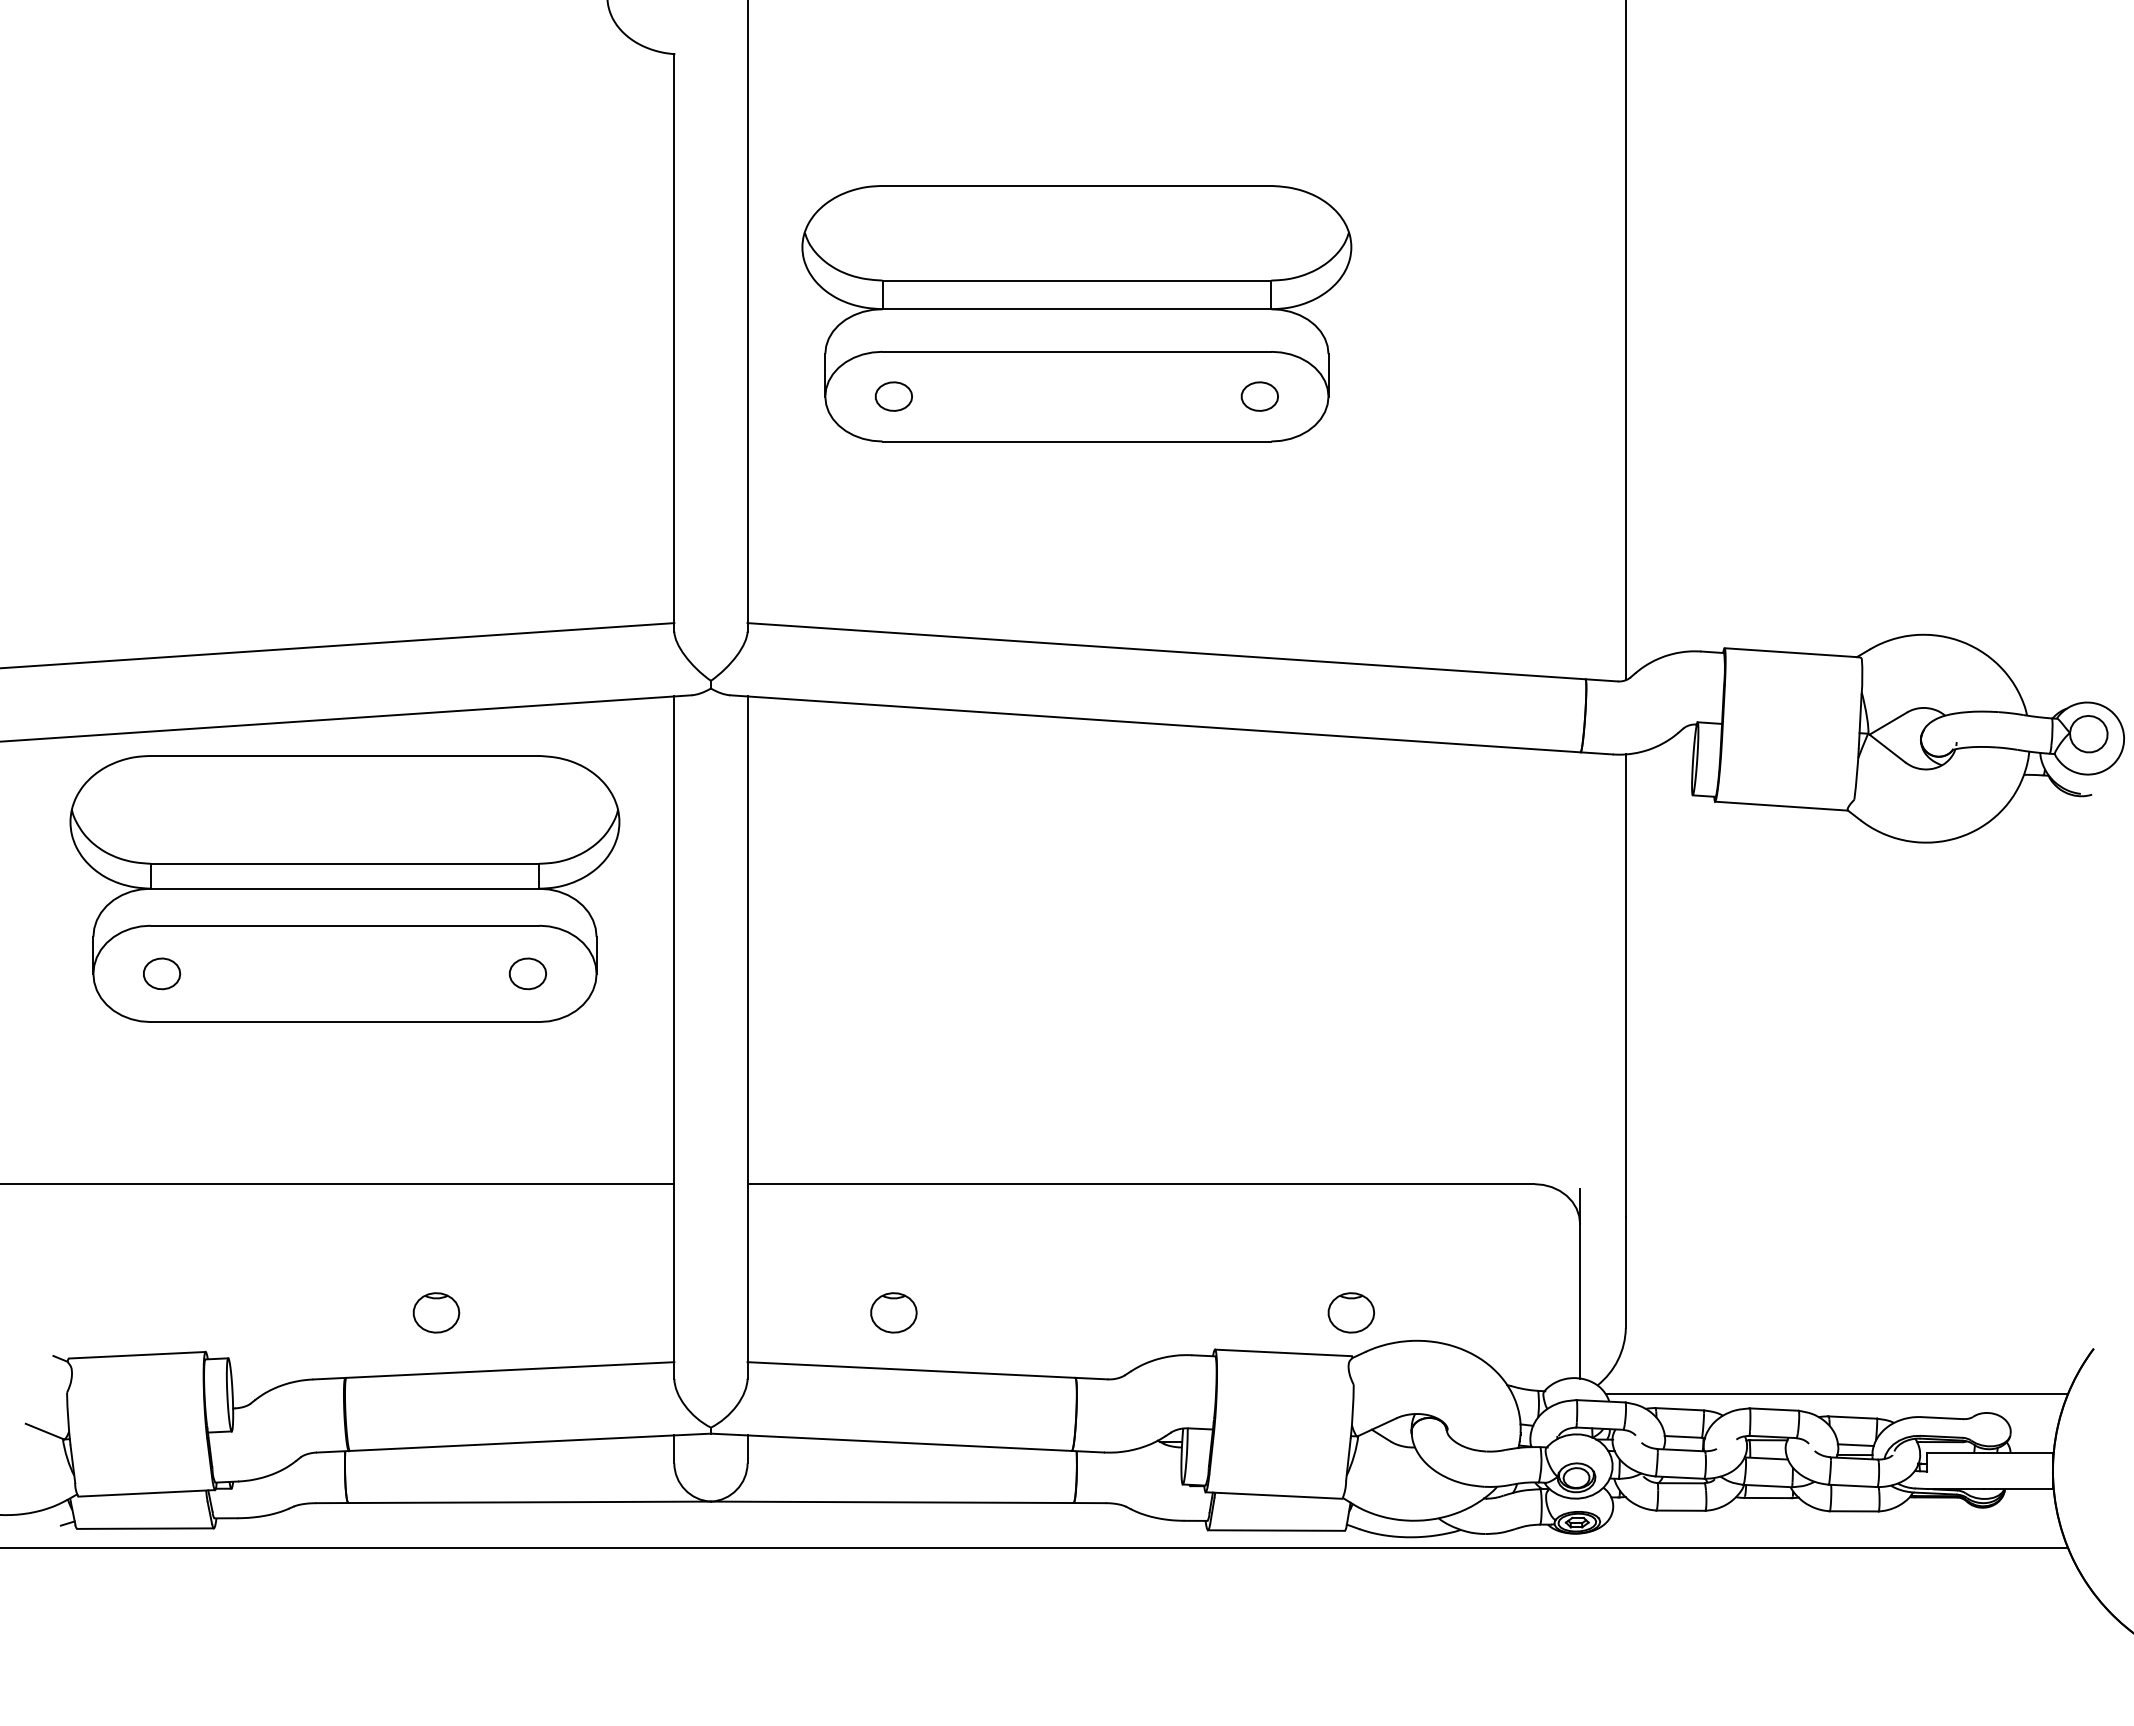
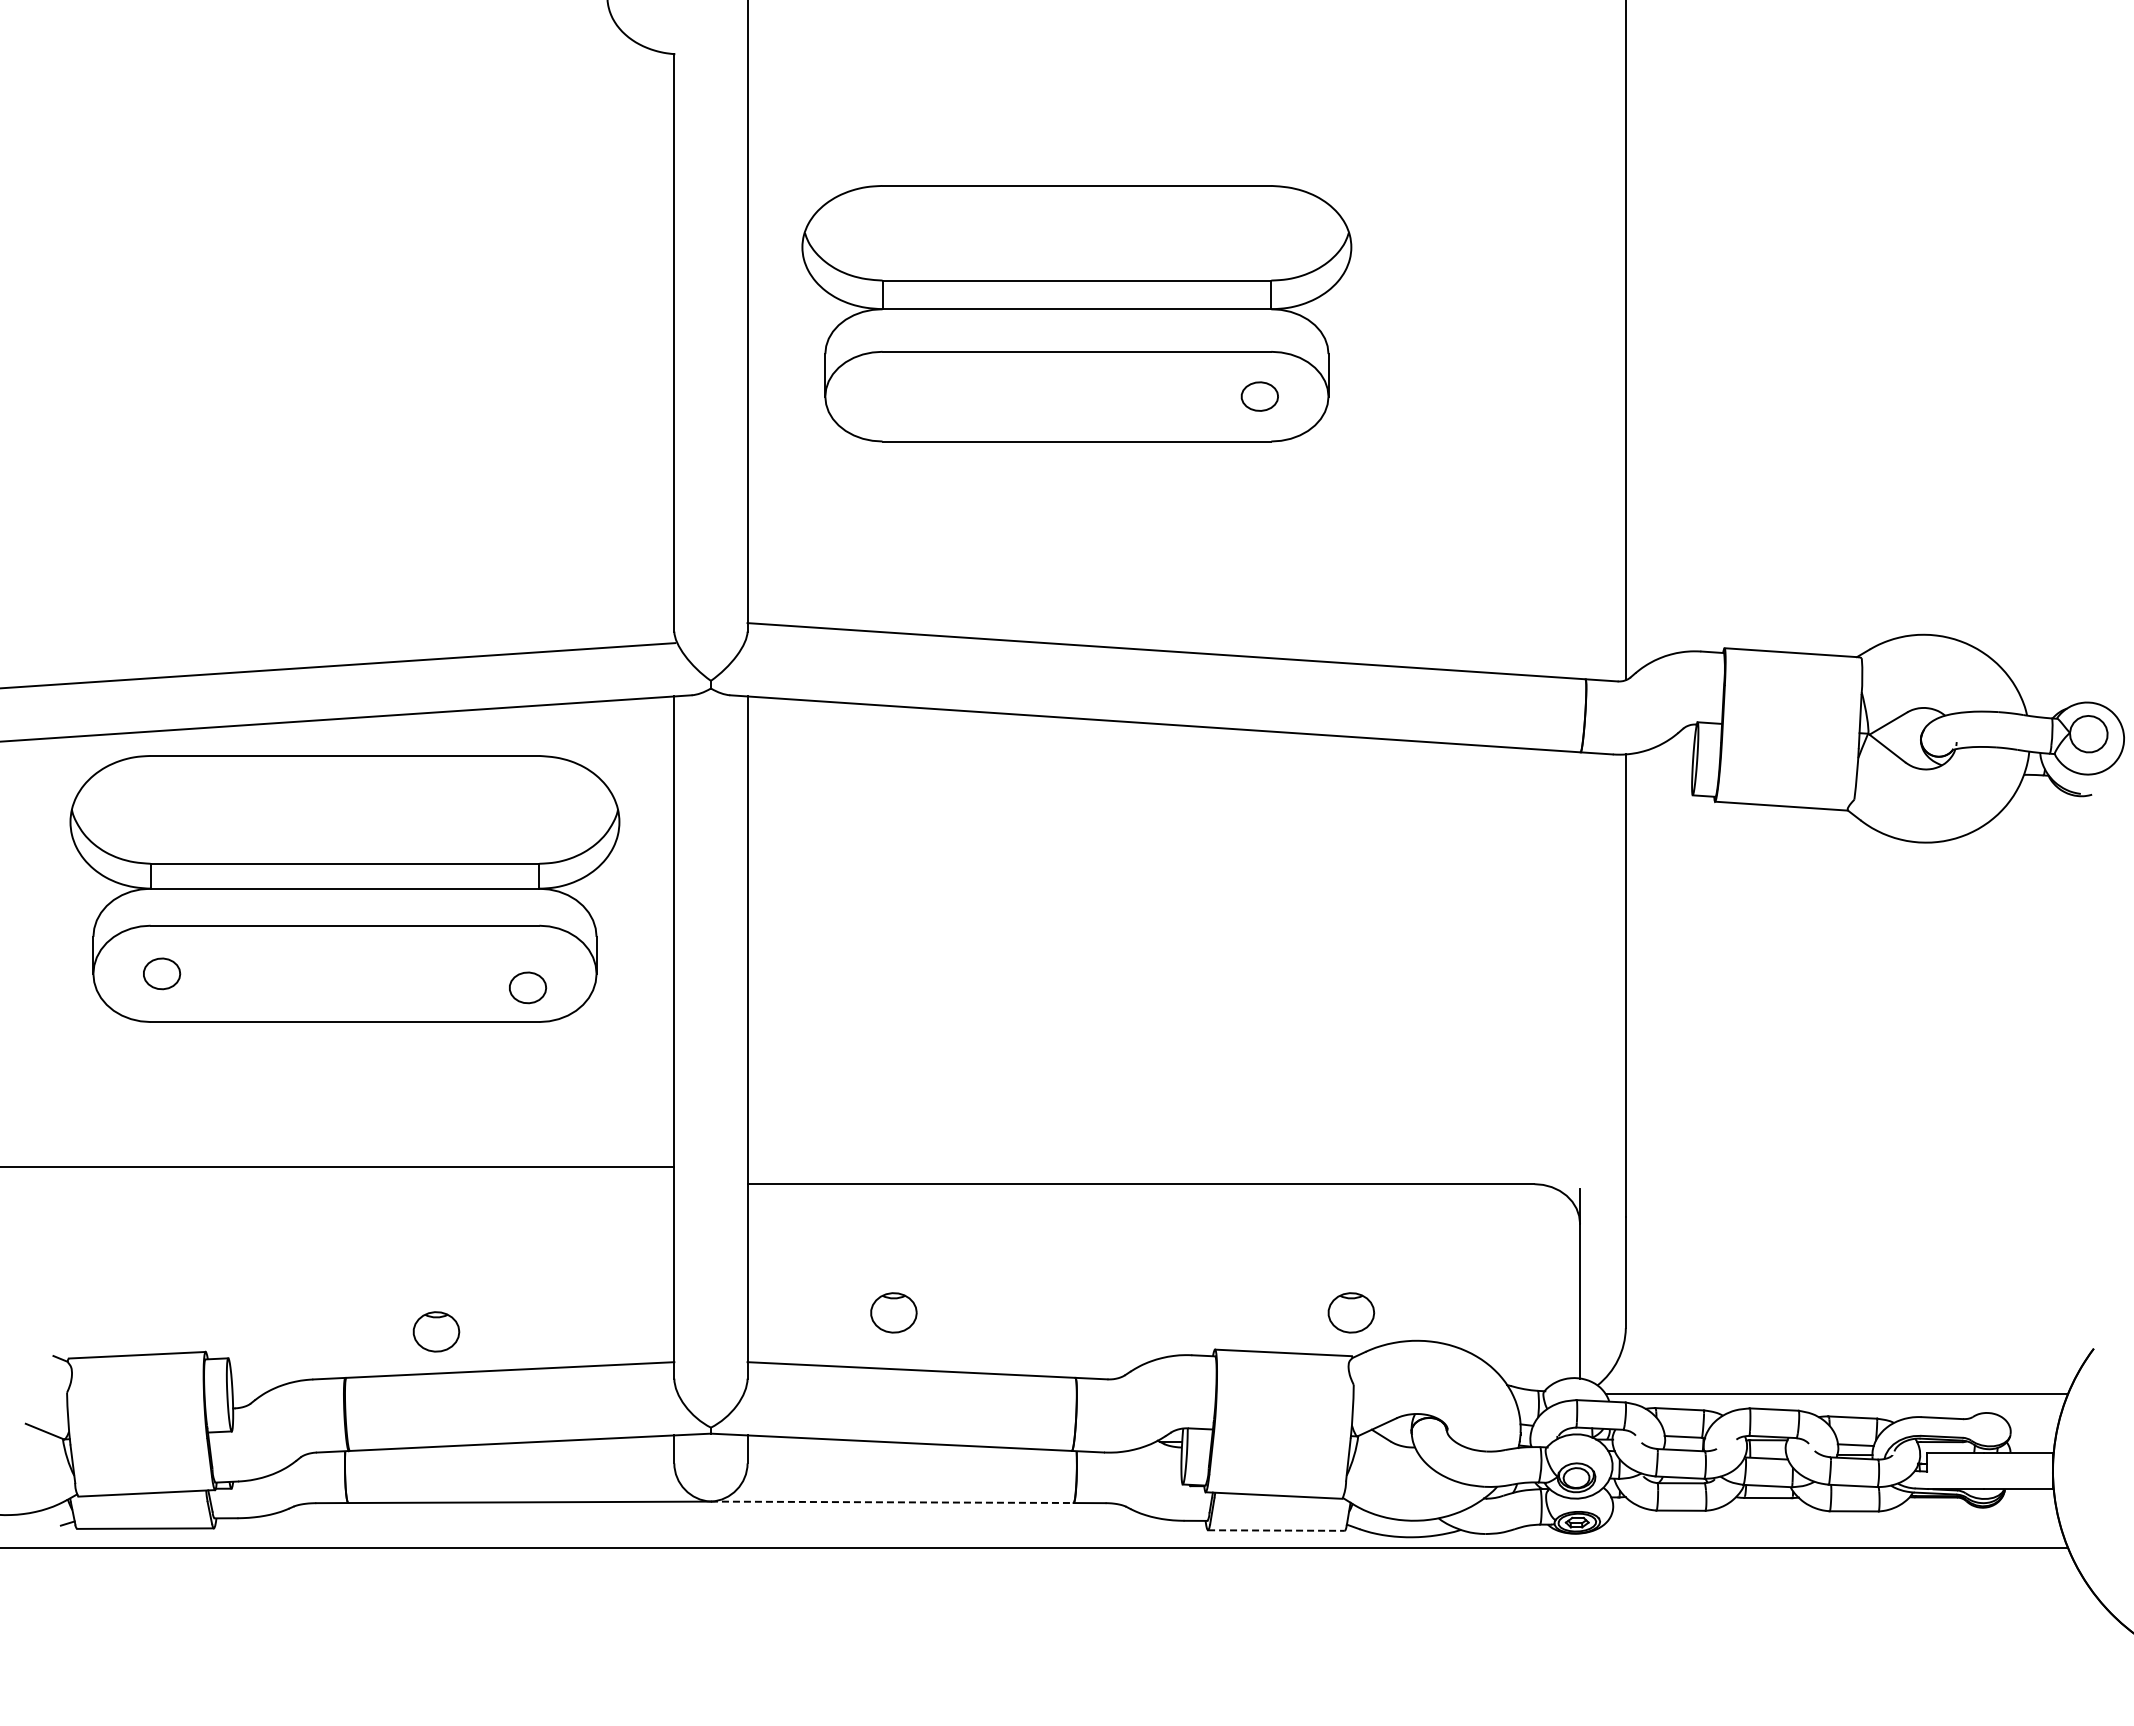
part: present -> none (893, 396)
line position: (338, 645) -> (338, 665) (338, 665)
part position: (528, 973) -> (528, 987) (528, 987)
line position: (338, 1184) -> (338, 1167) (338, 1167)
part position: (436, 1312) -> (436, 1331) (436, 1331)
line: solid -> dashed (892, 1502)
line: solid -> dashed (1276, 1530)
